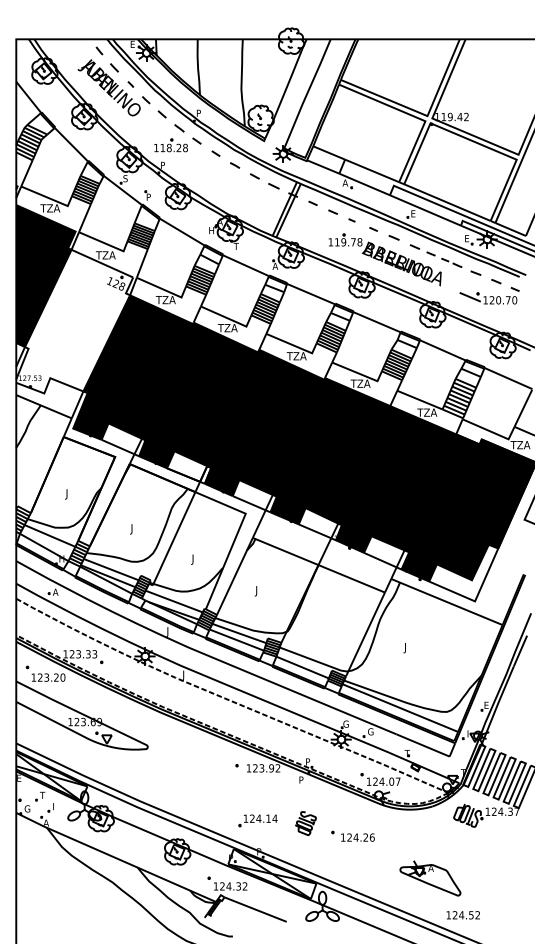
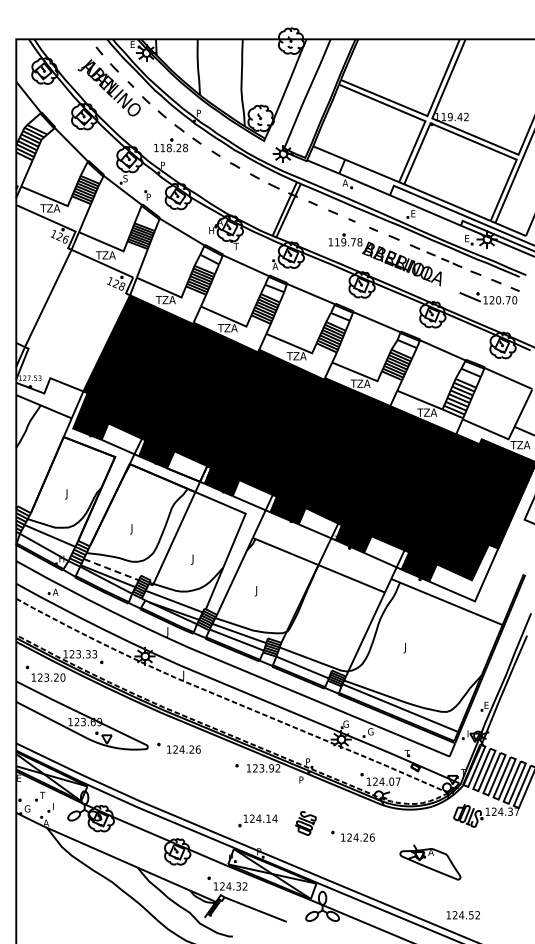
fill: present -> none (45, 276)
line: solid -> dashed (111, 569)
part: none -> present (178, 747)
part position: (430, 878) -> (430, 862) (430, 862)
